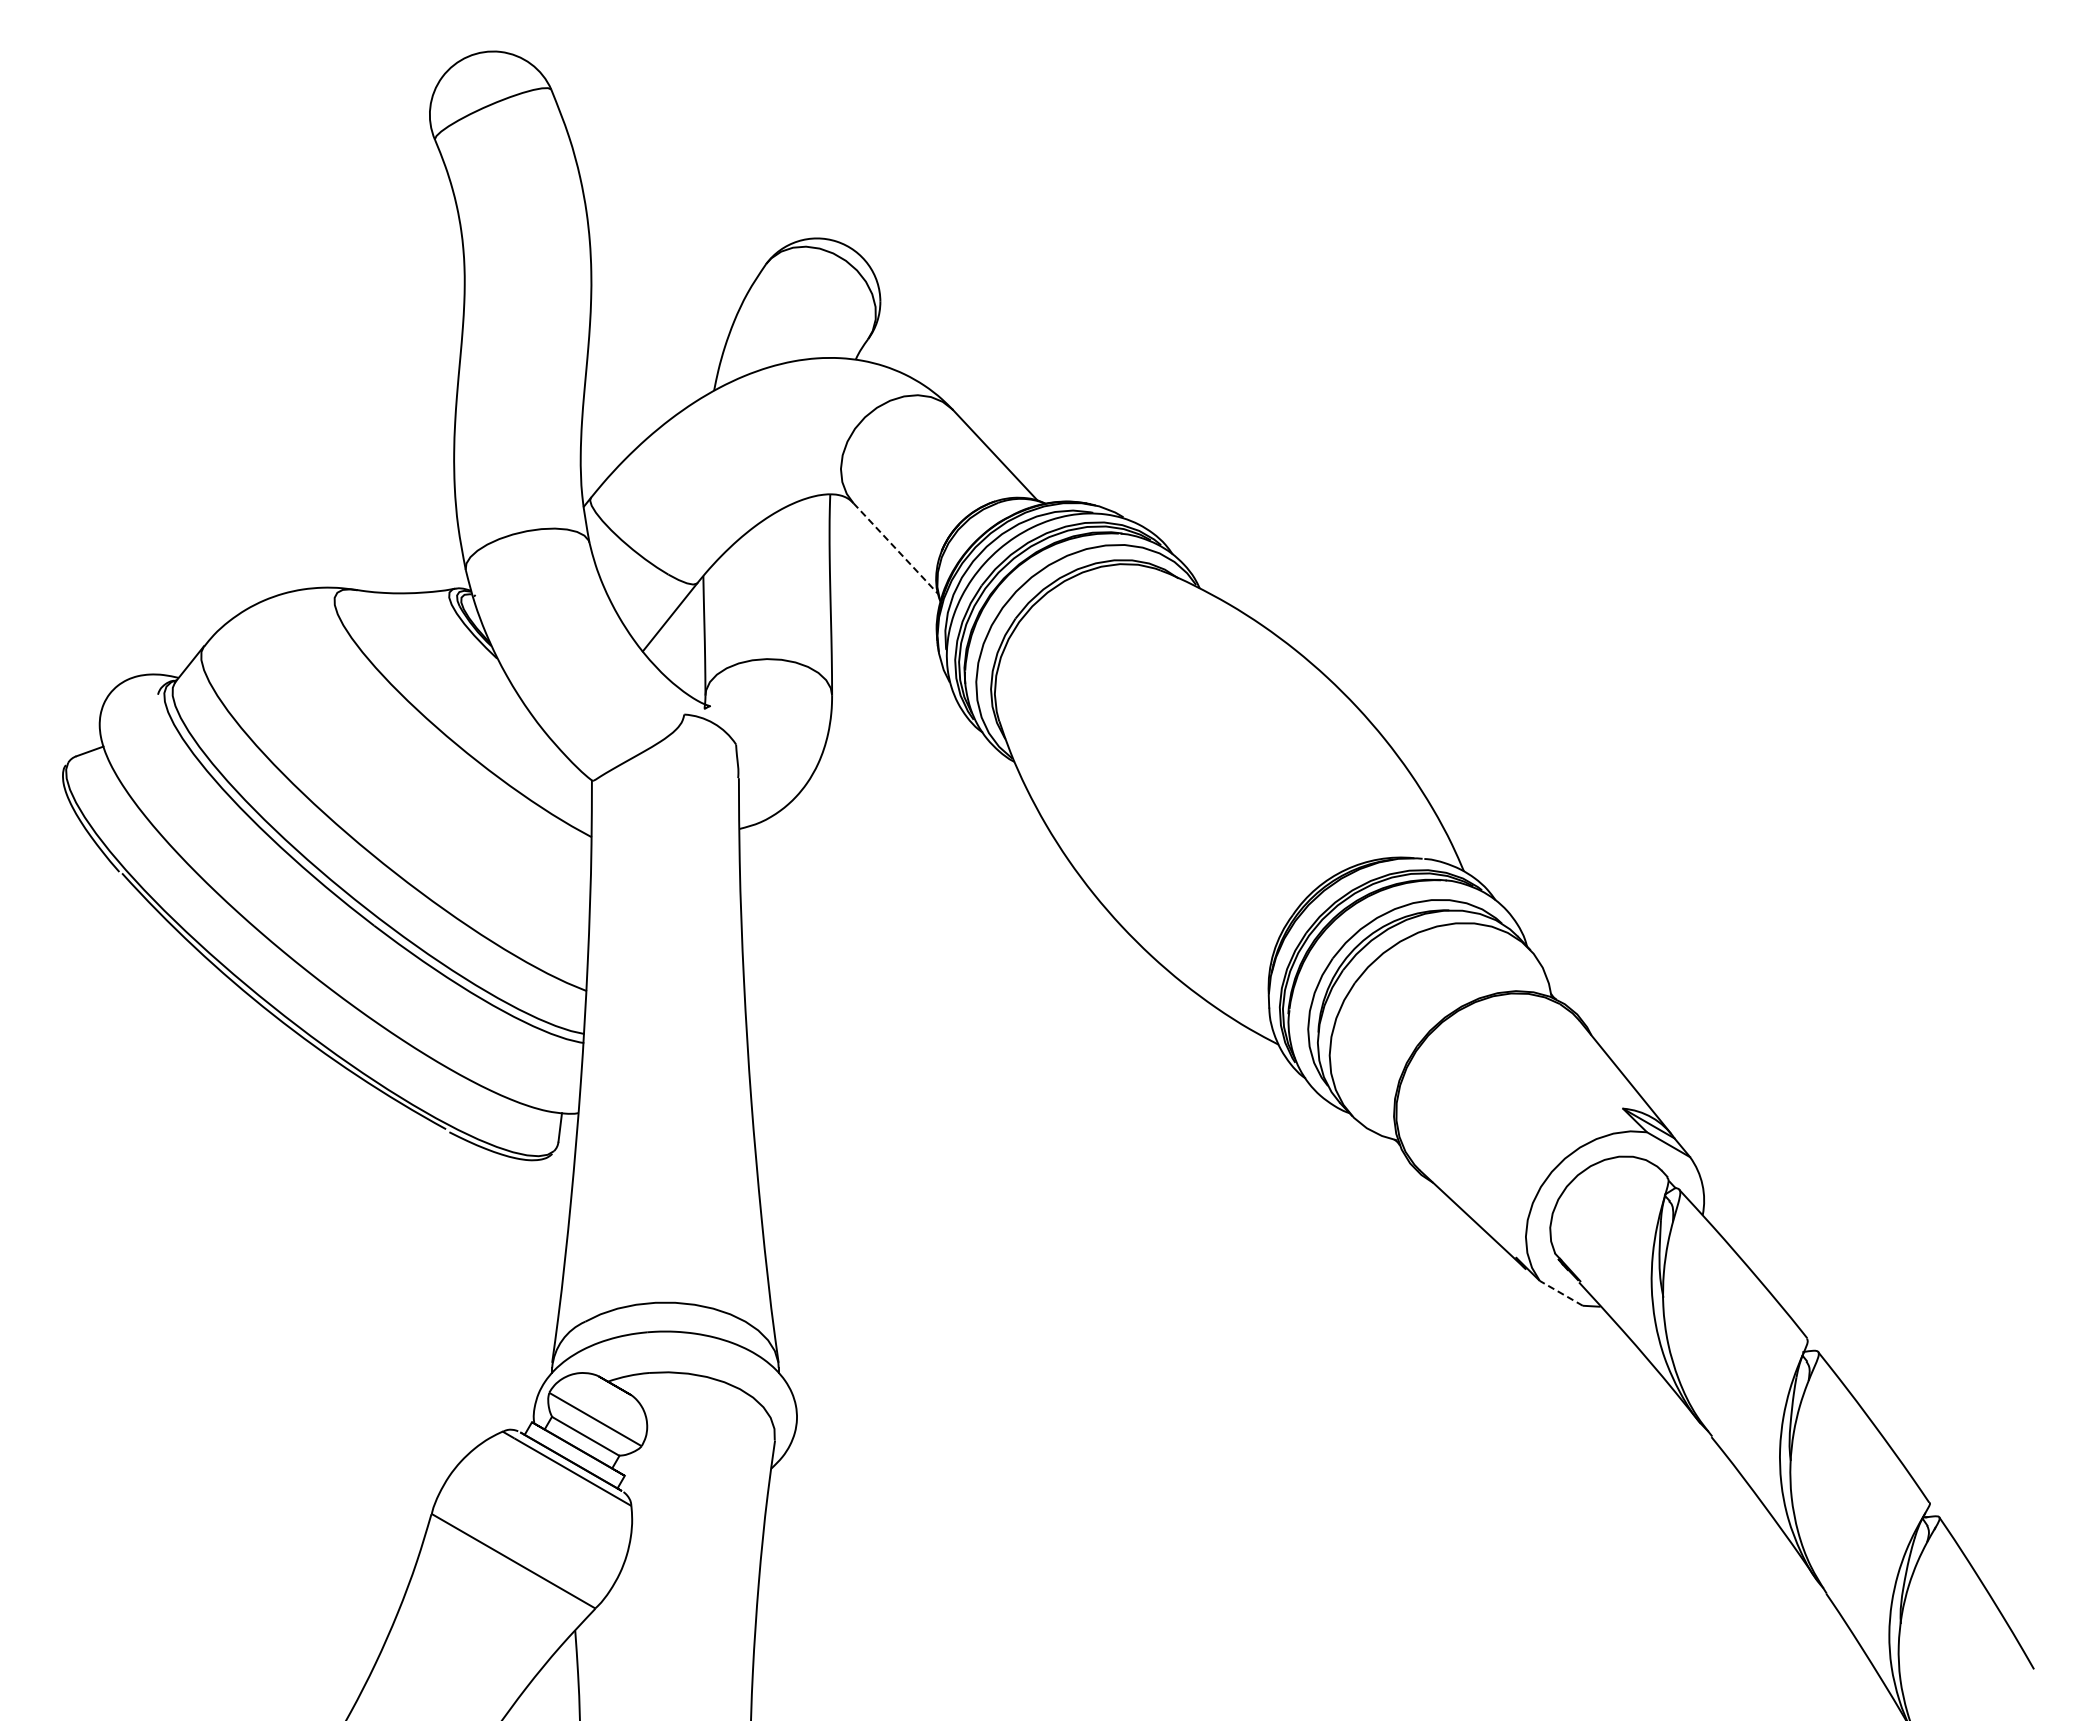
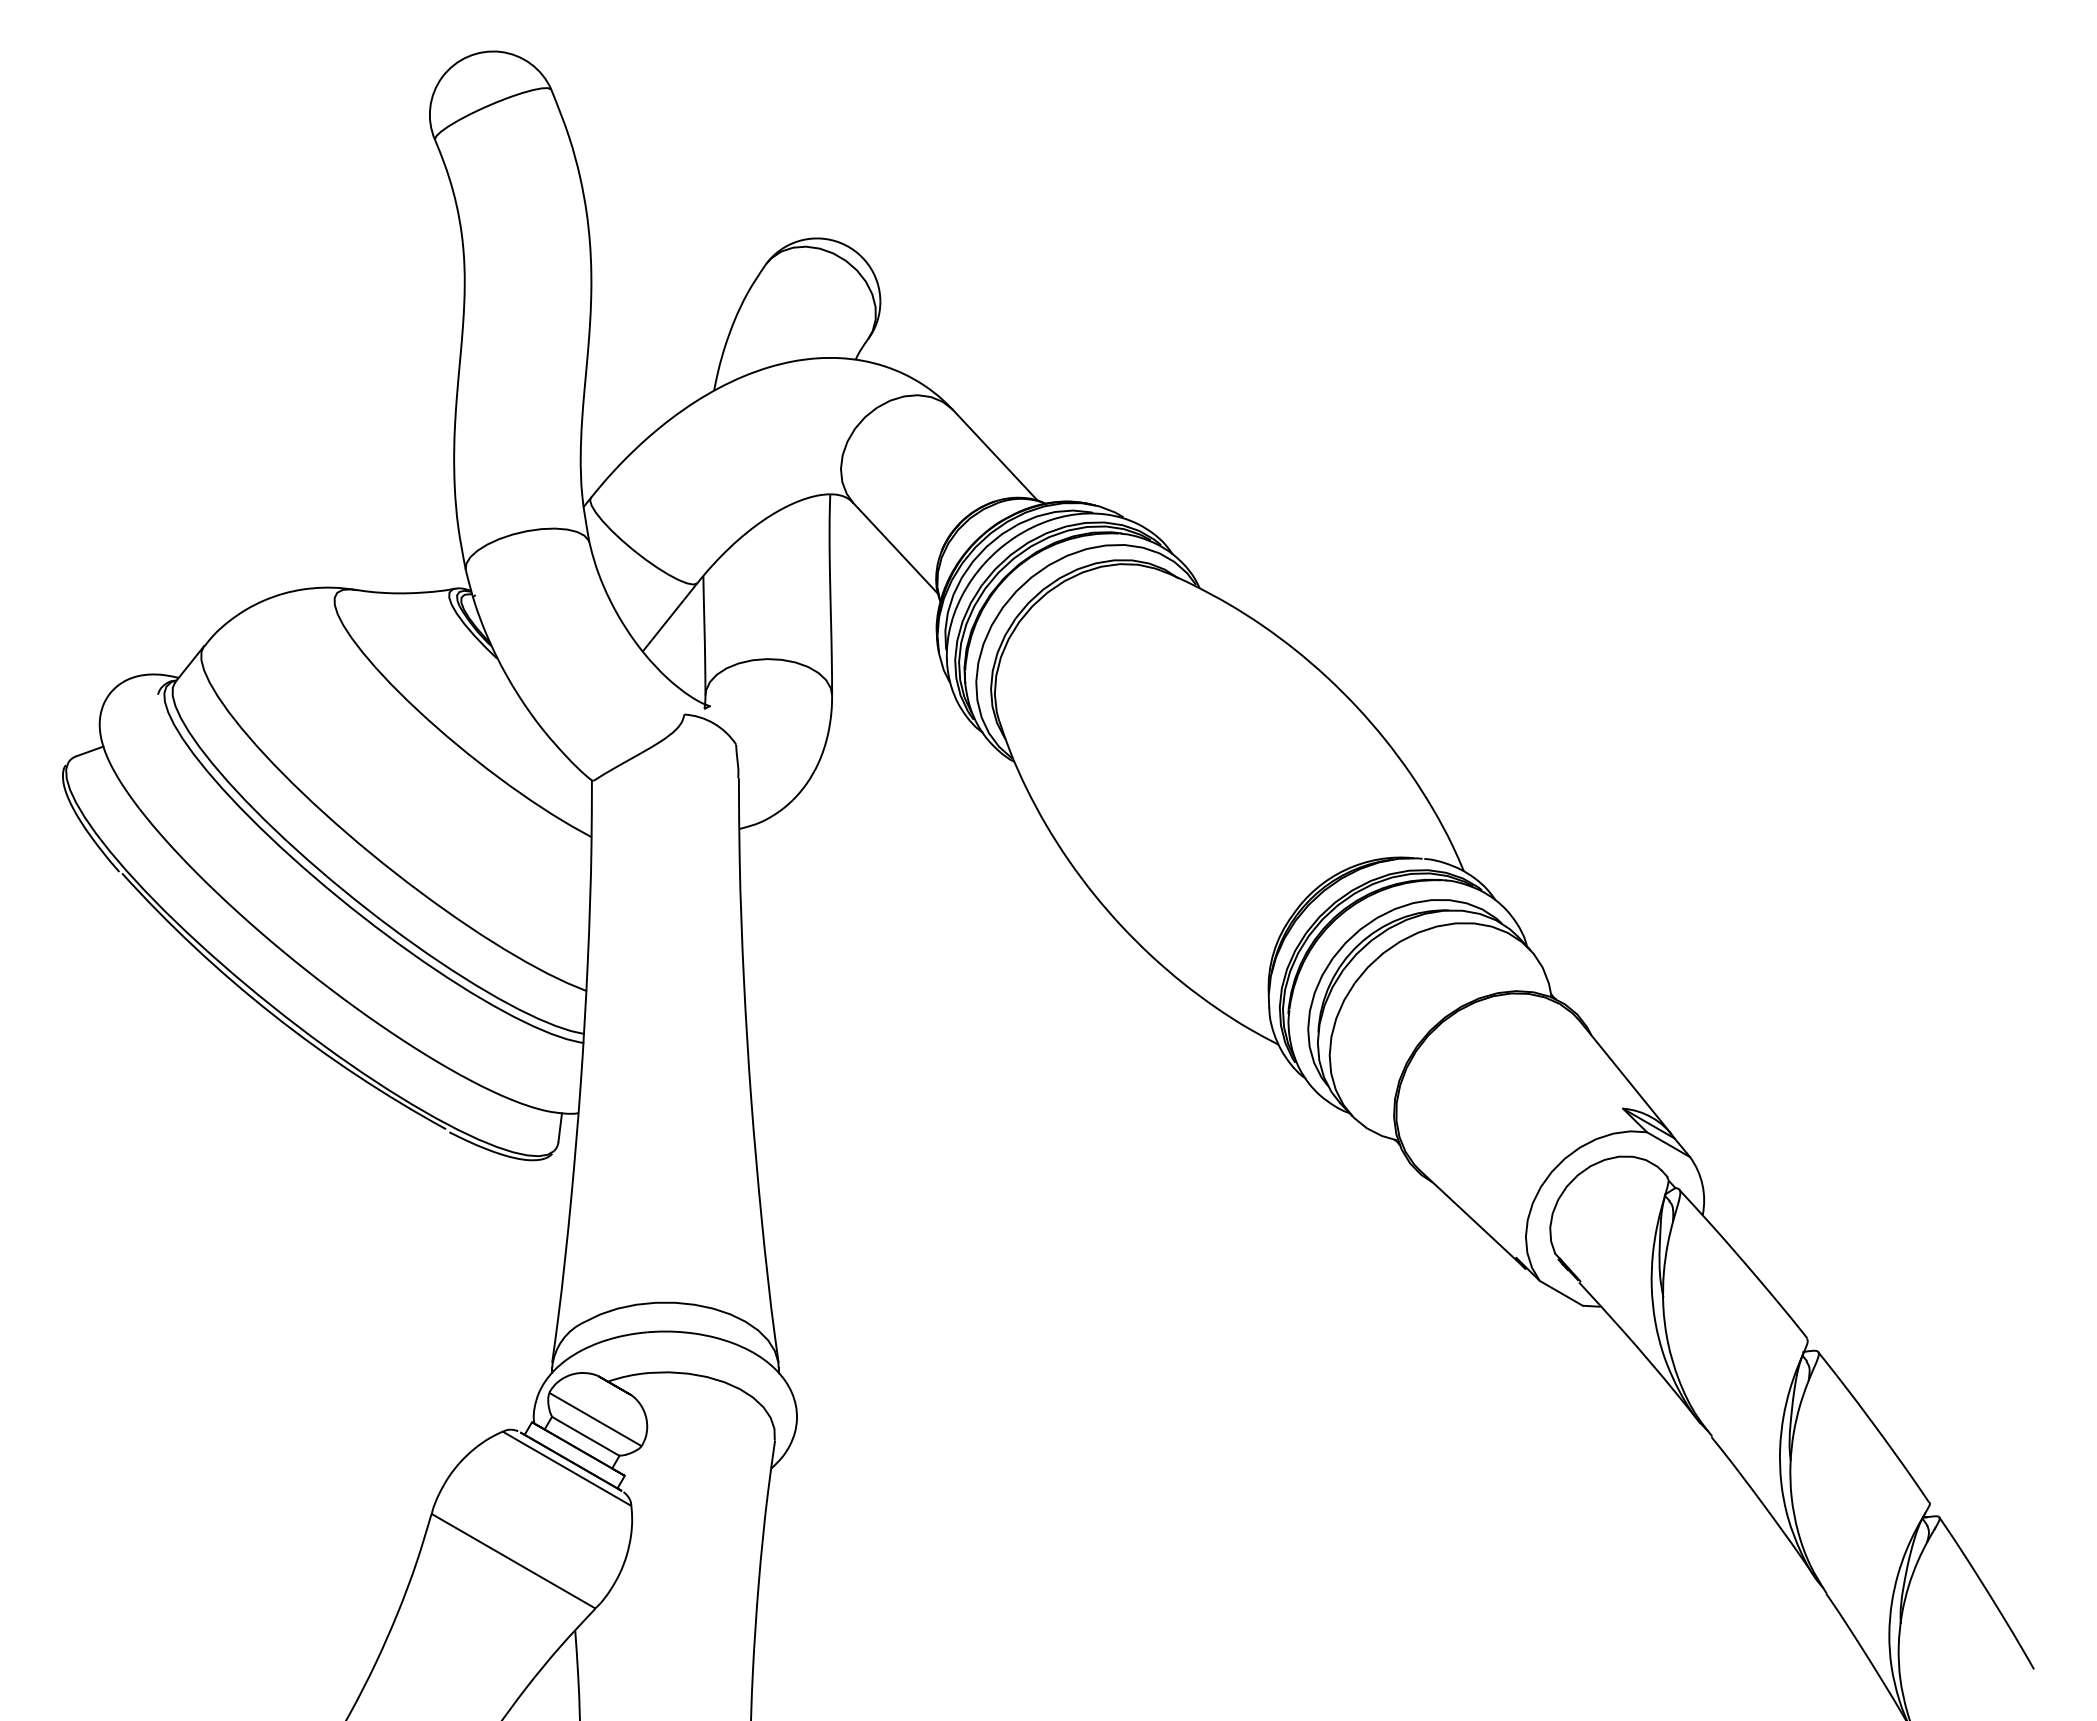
line: dashed -> solid (896, 548)
line: dashed -> solid (1561, 1293)
